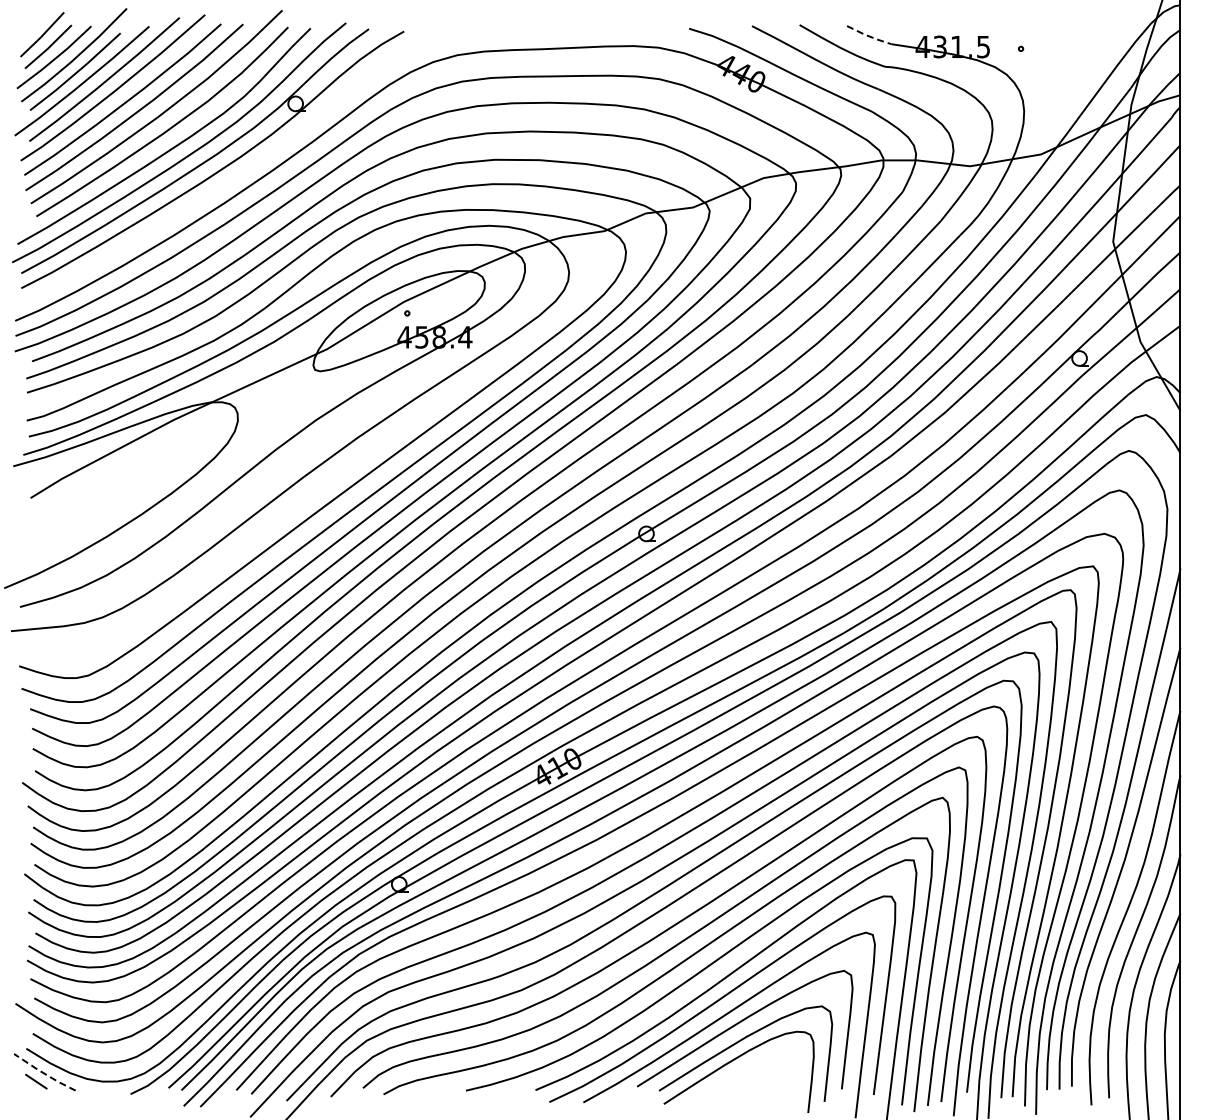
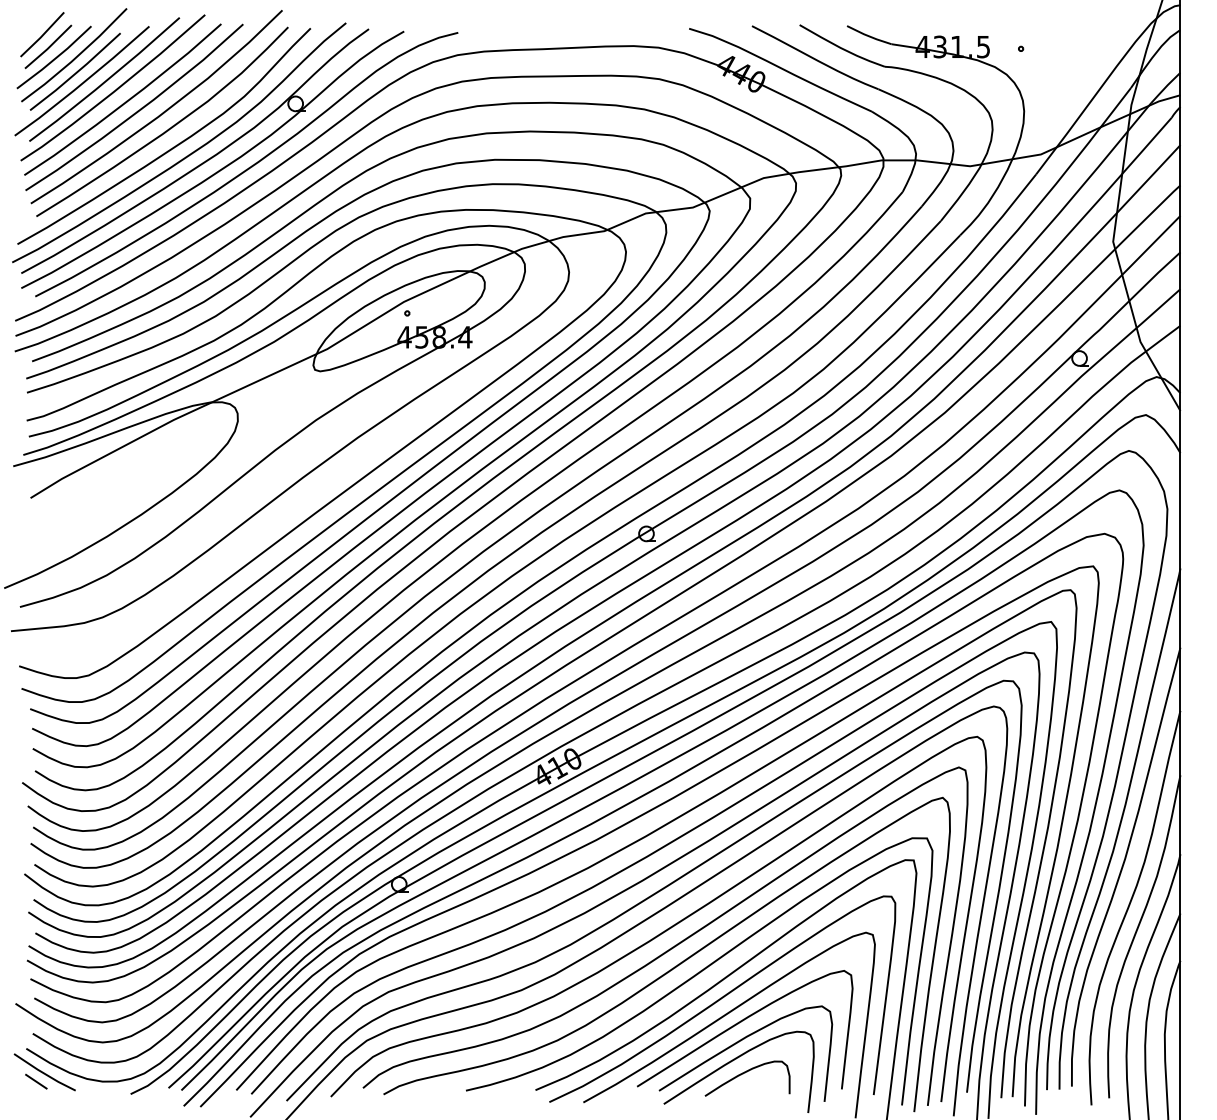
line: dashed -> solid (869, 36)
curve: none -> present (248, 167)
line: dashed -> solid (43, 1073)
curve: none -> present (745, 1073)
